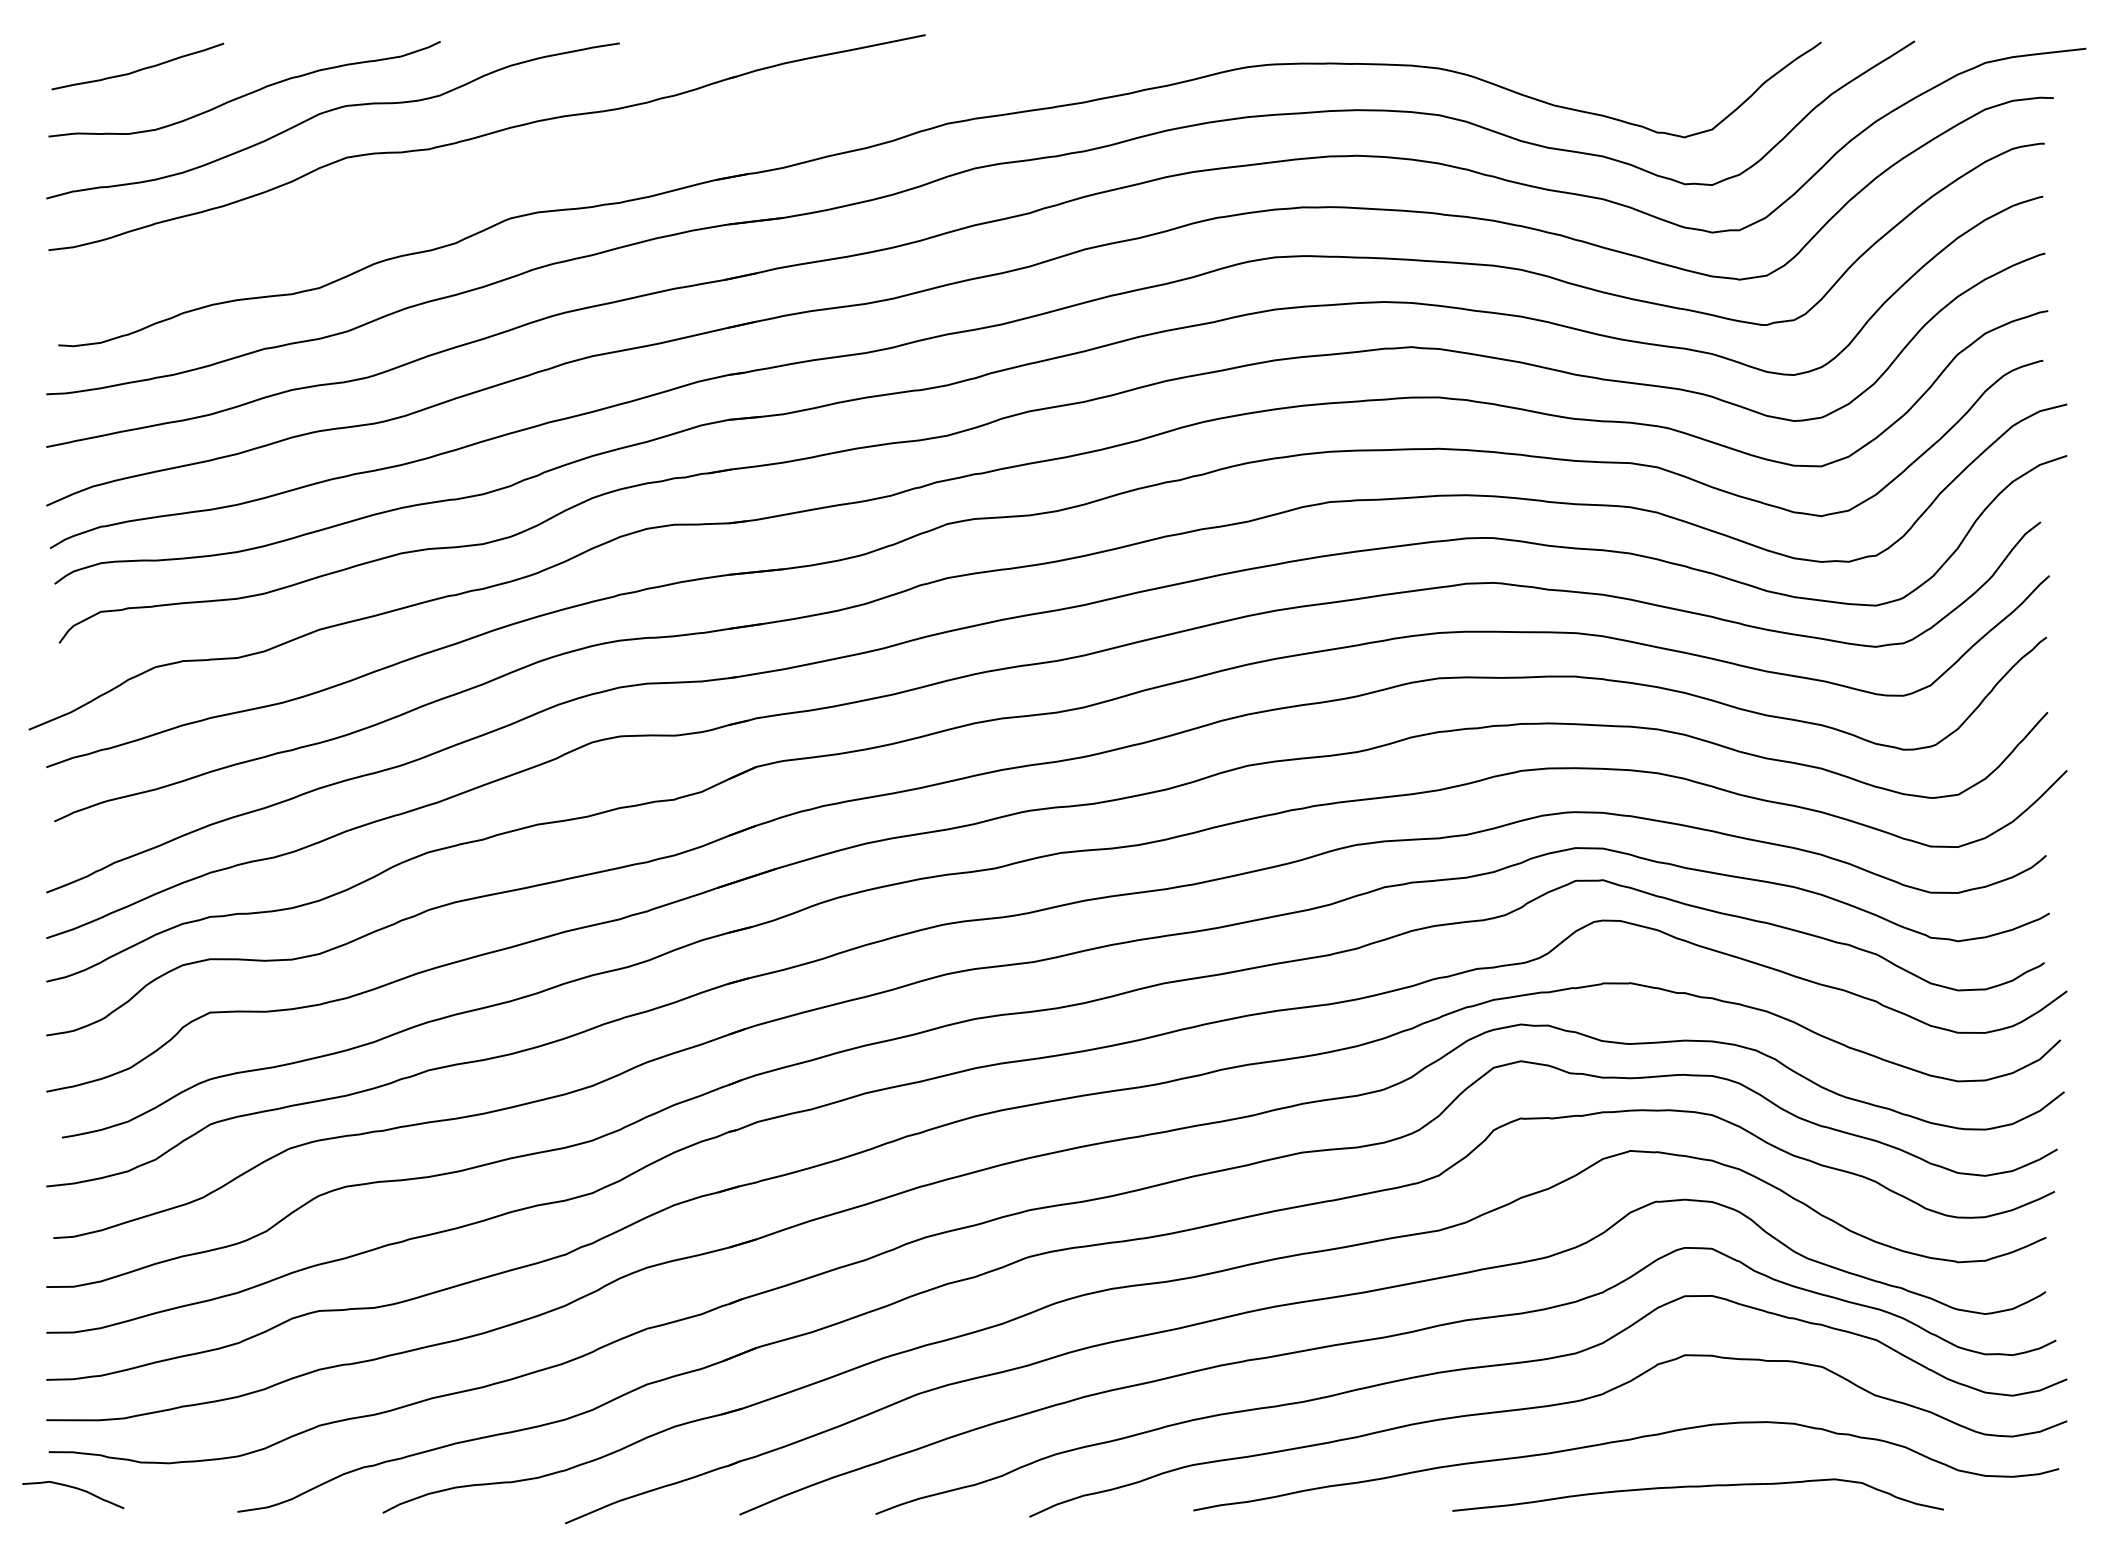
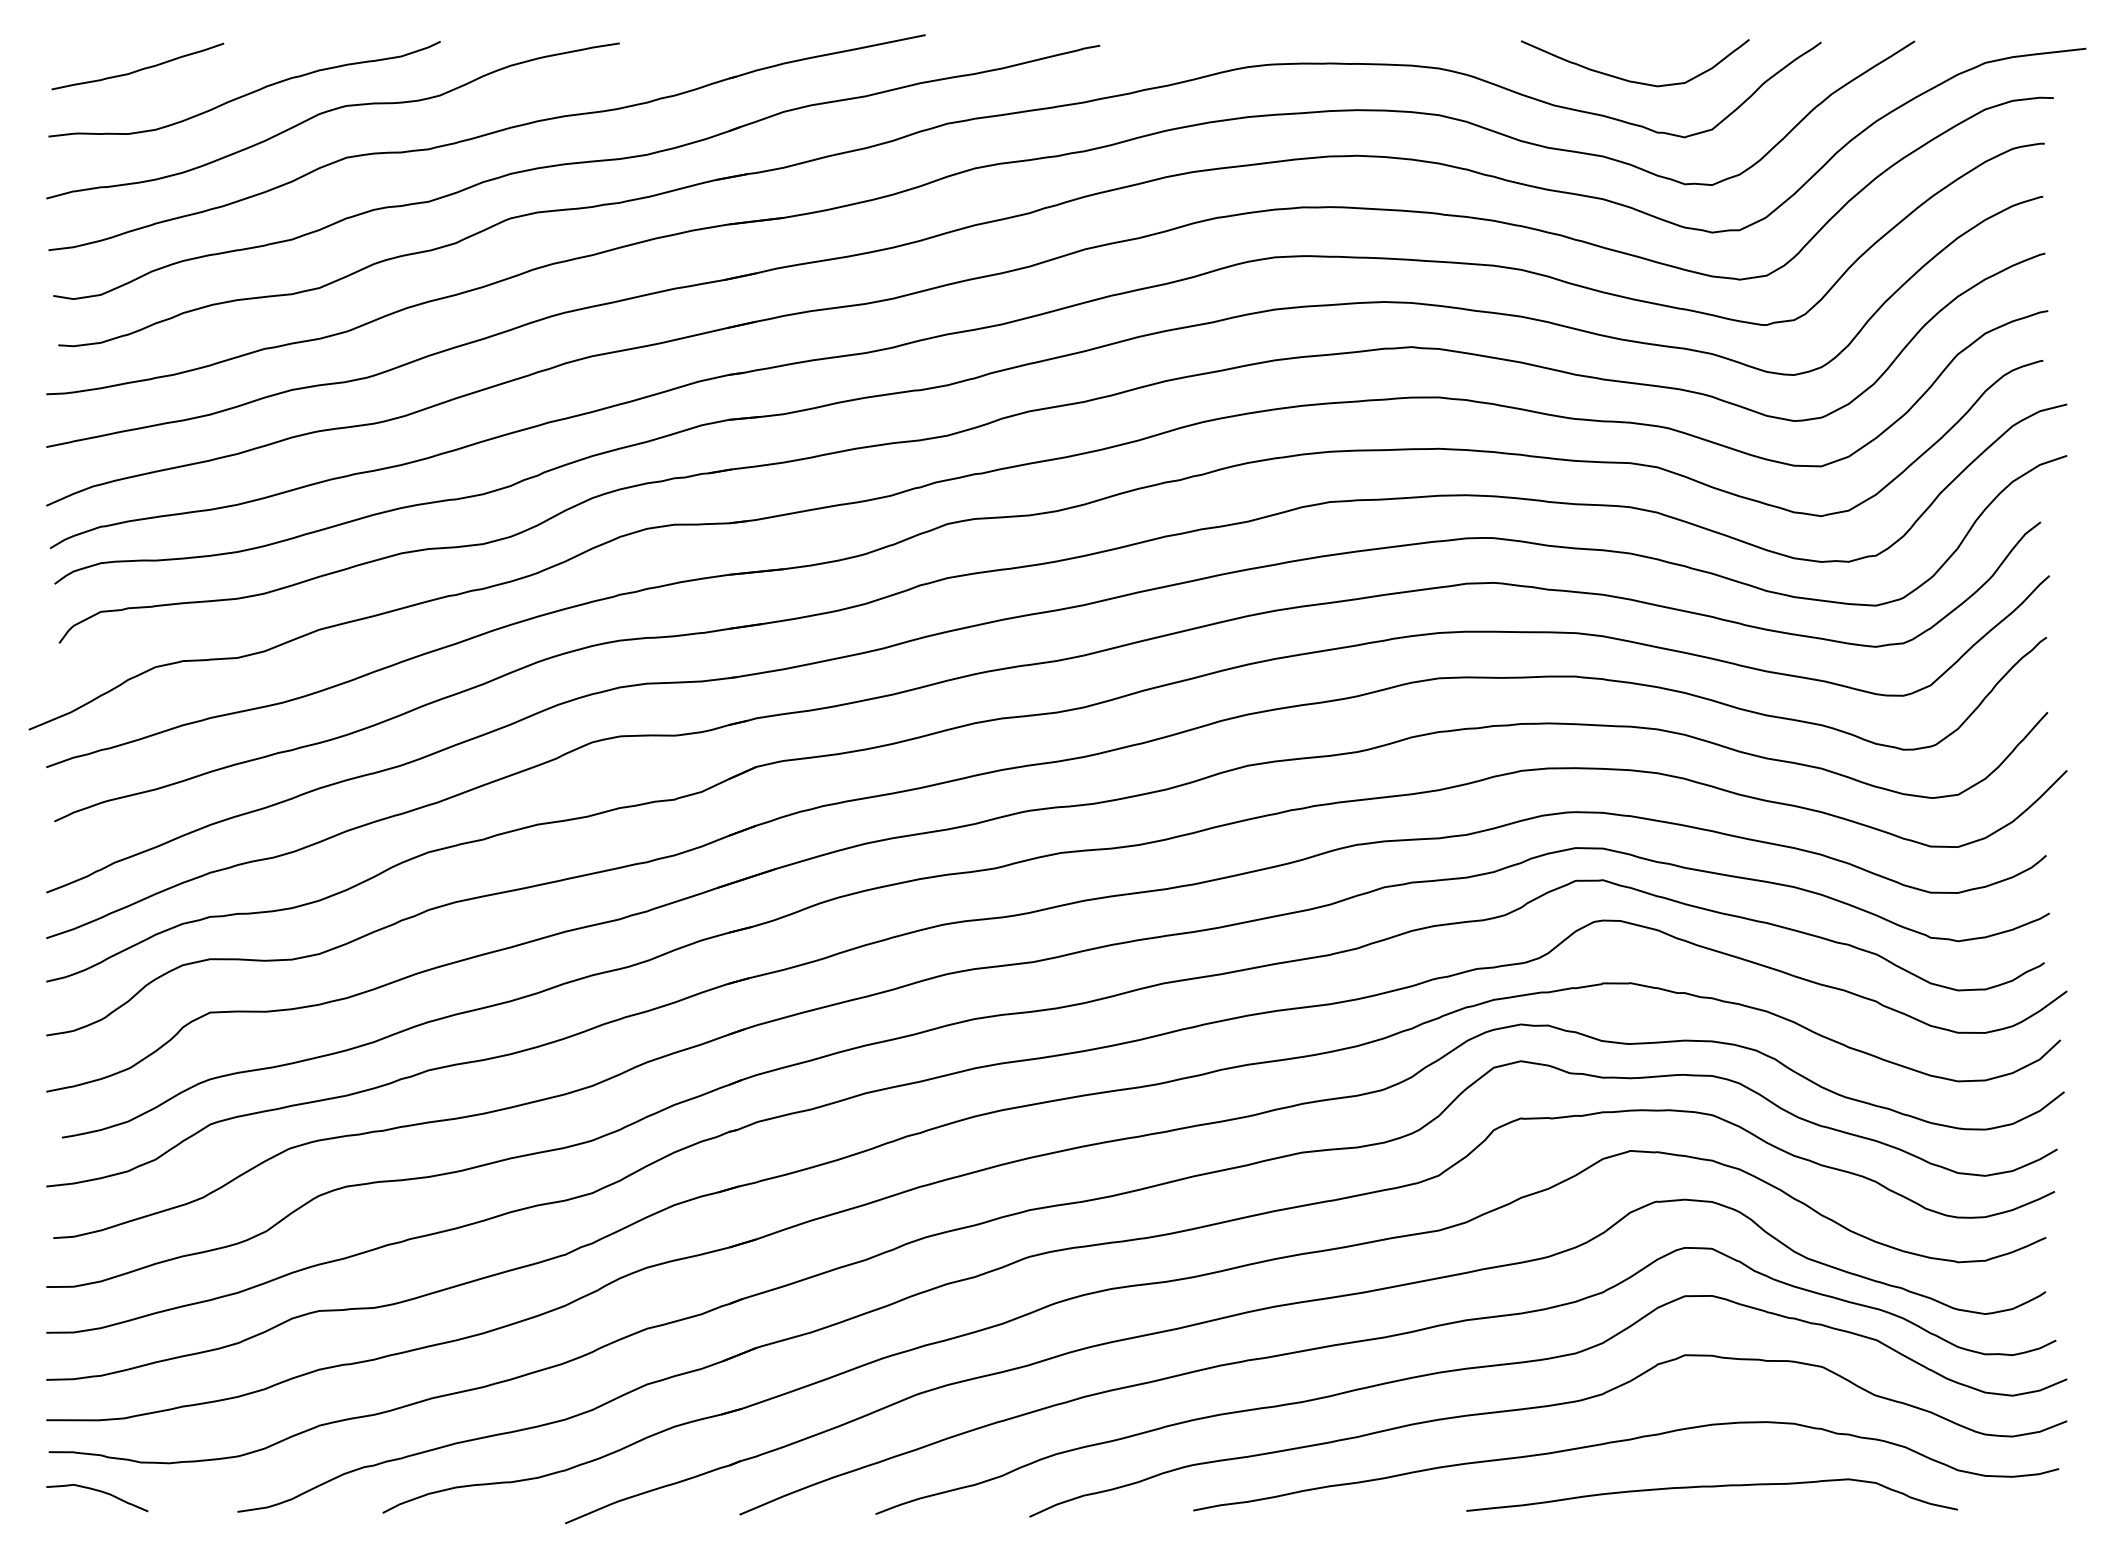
curve: none -> present (1631, 80)
part: none -> present (575, 164)
curve position: (1697, 1487) -> (1711, 1487) (1711, 1487)
curve position: (76, 1489) -> (100, 1492) (100, 1492)
